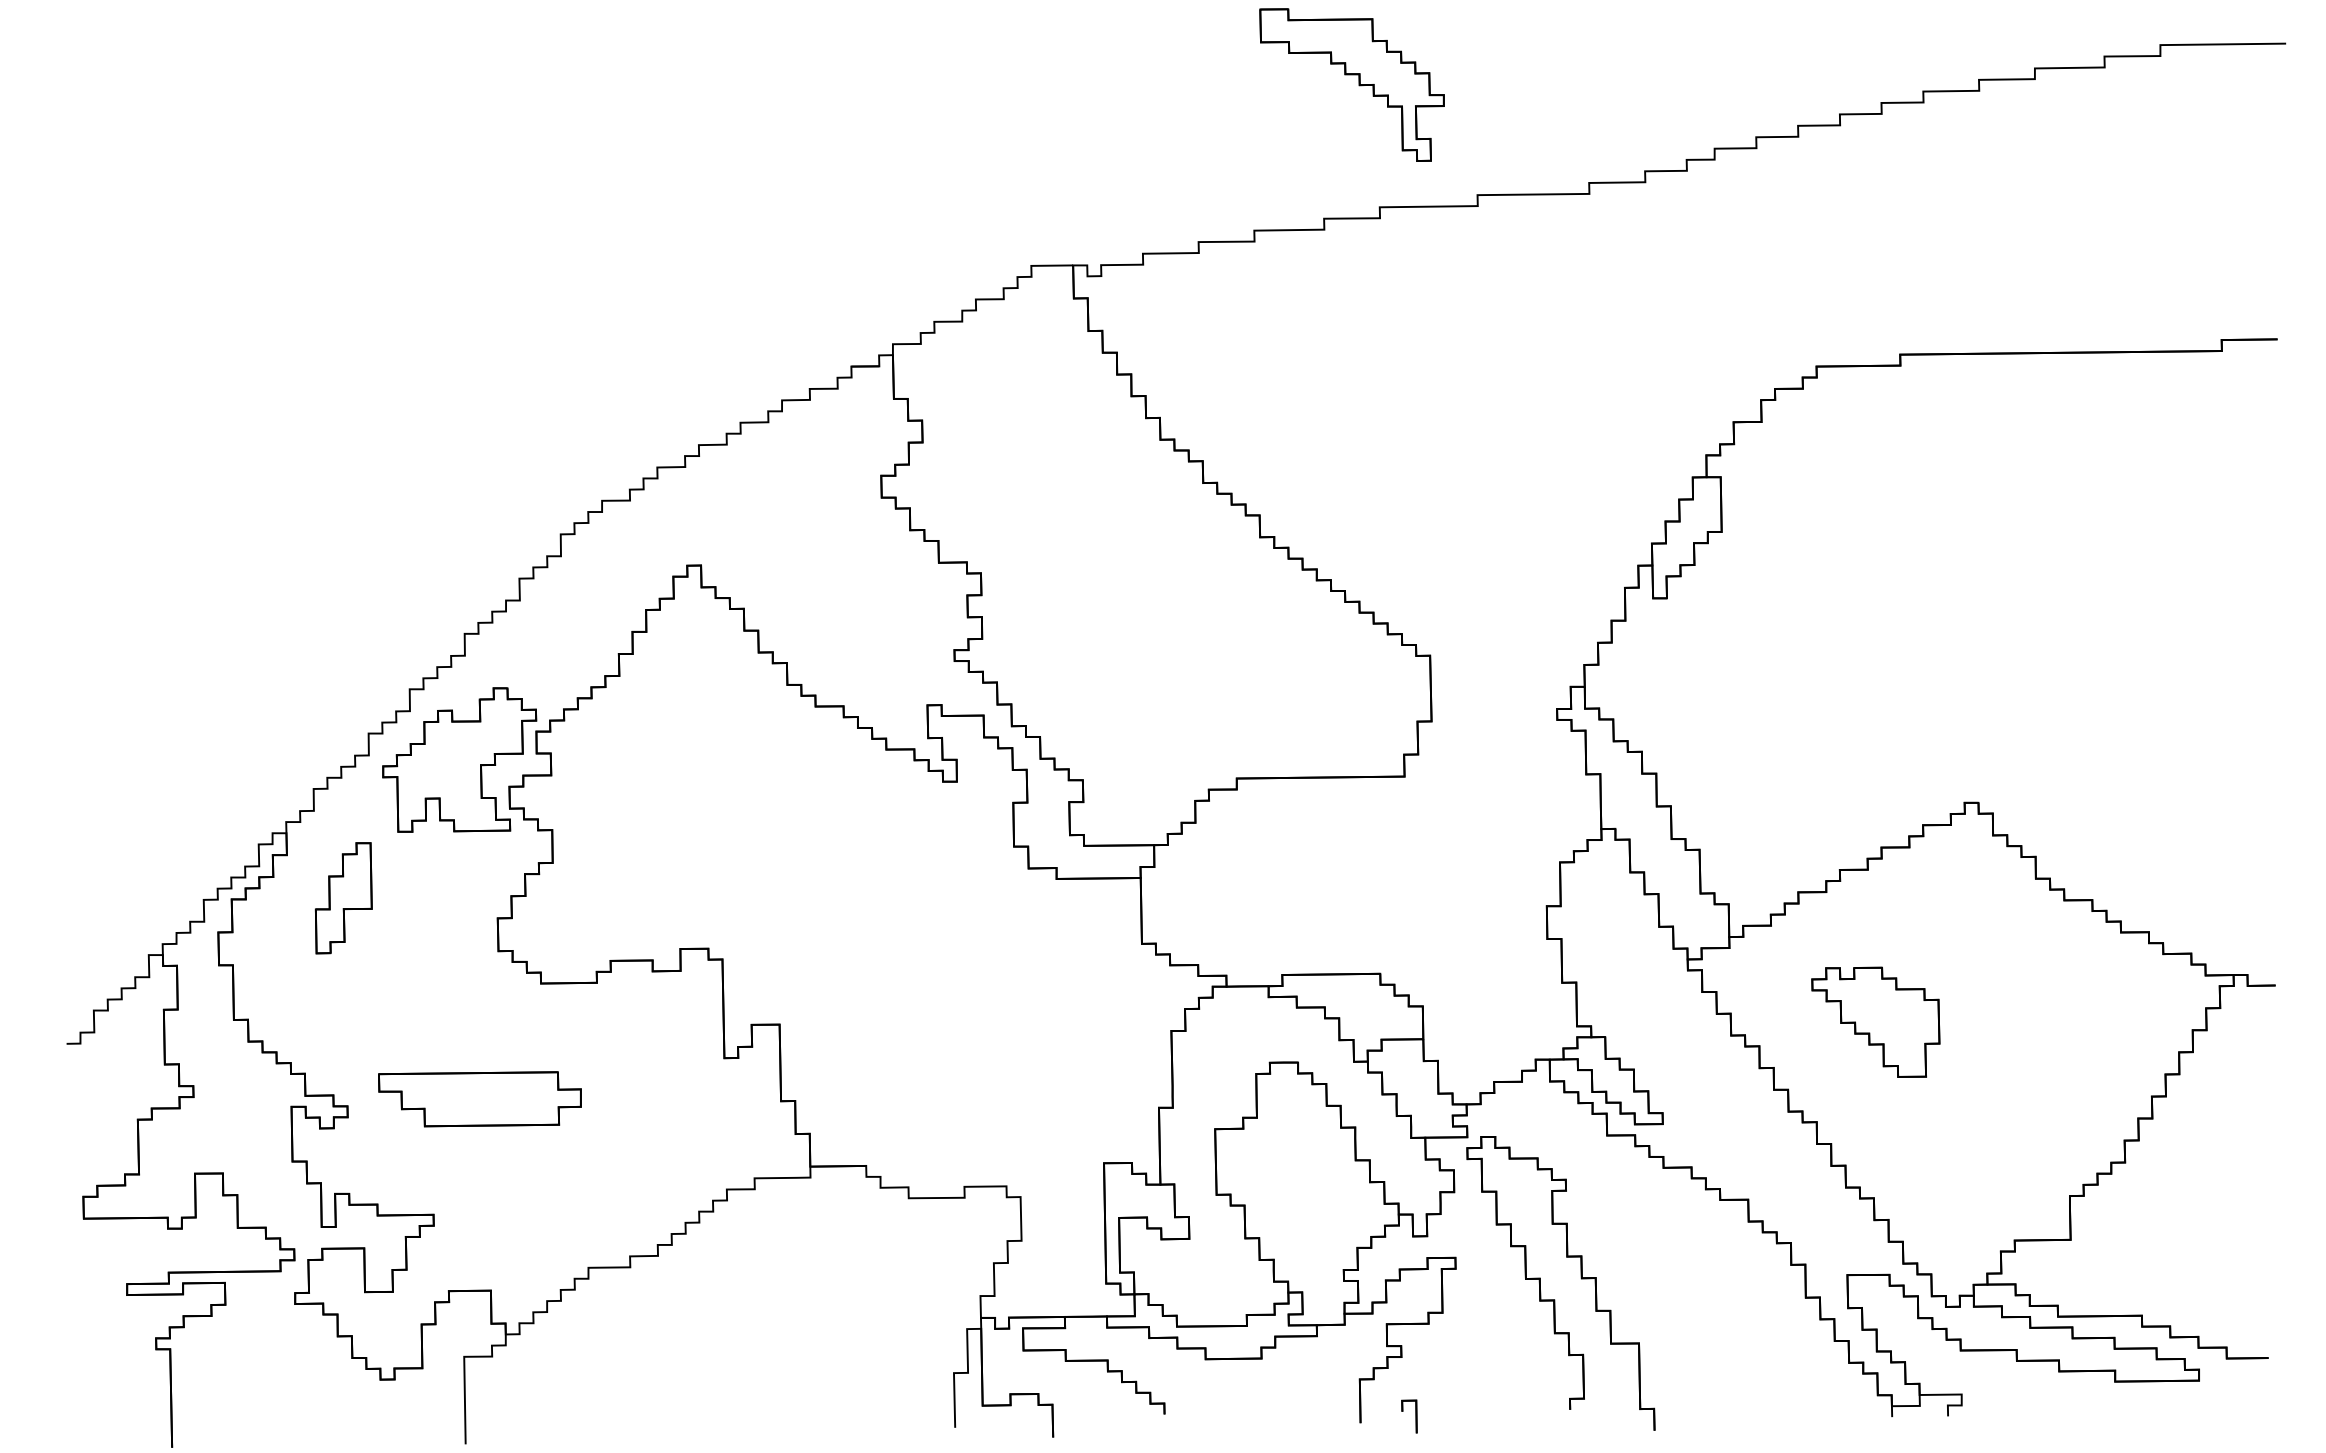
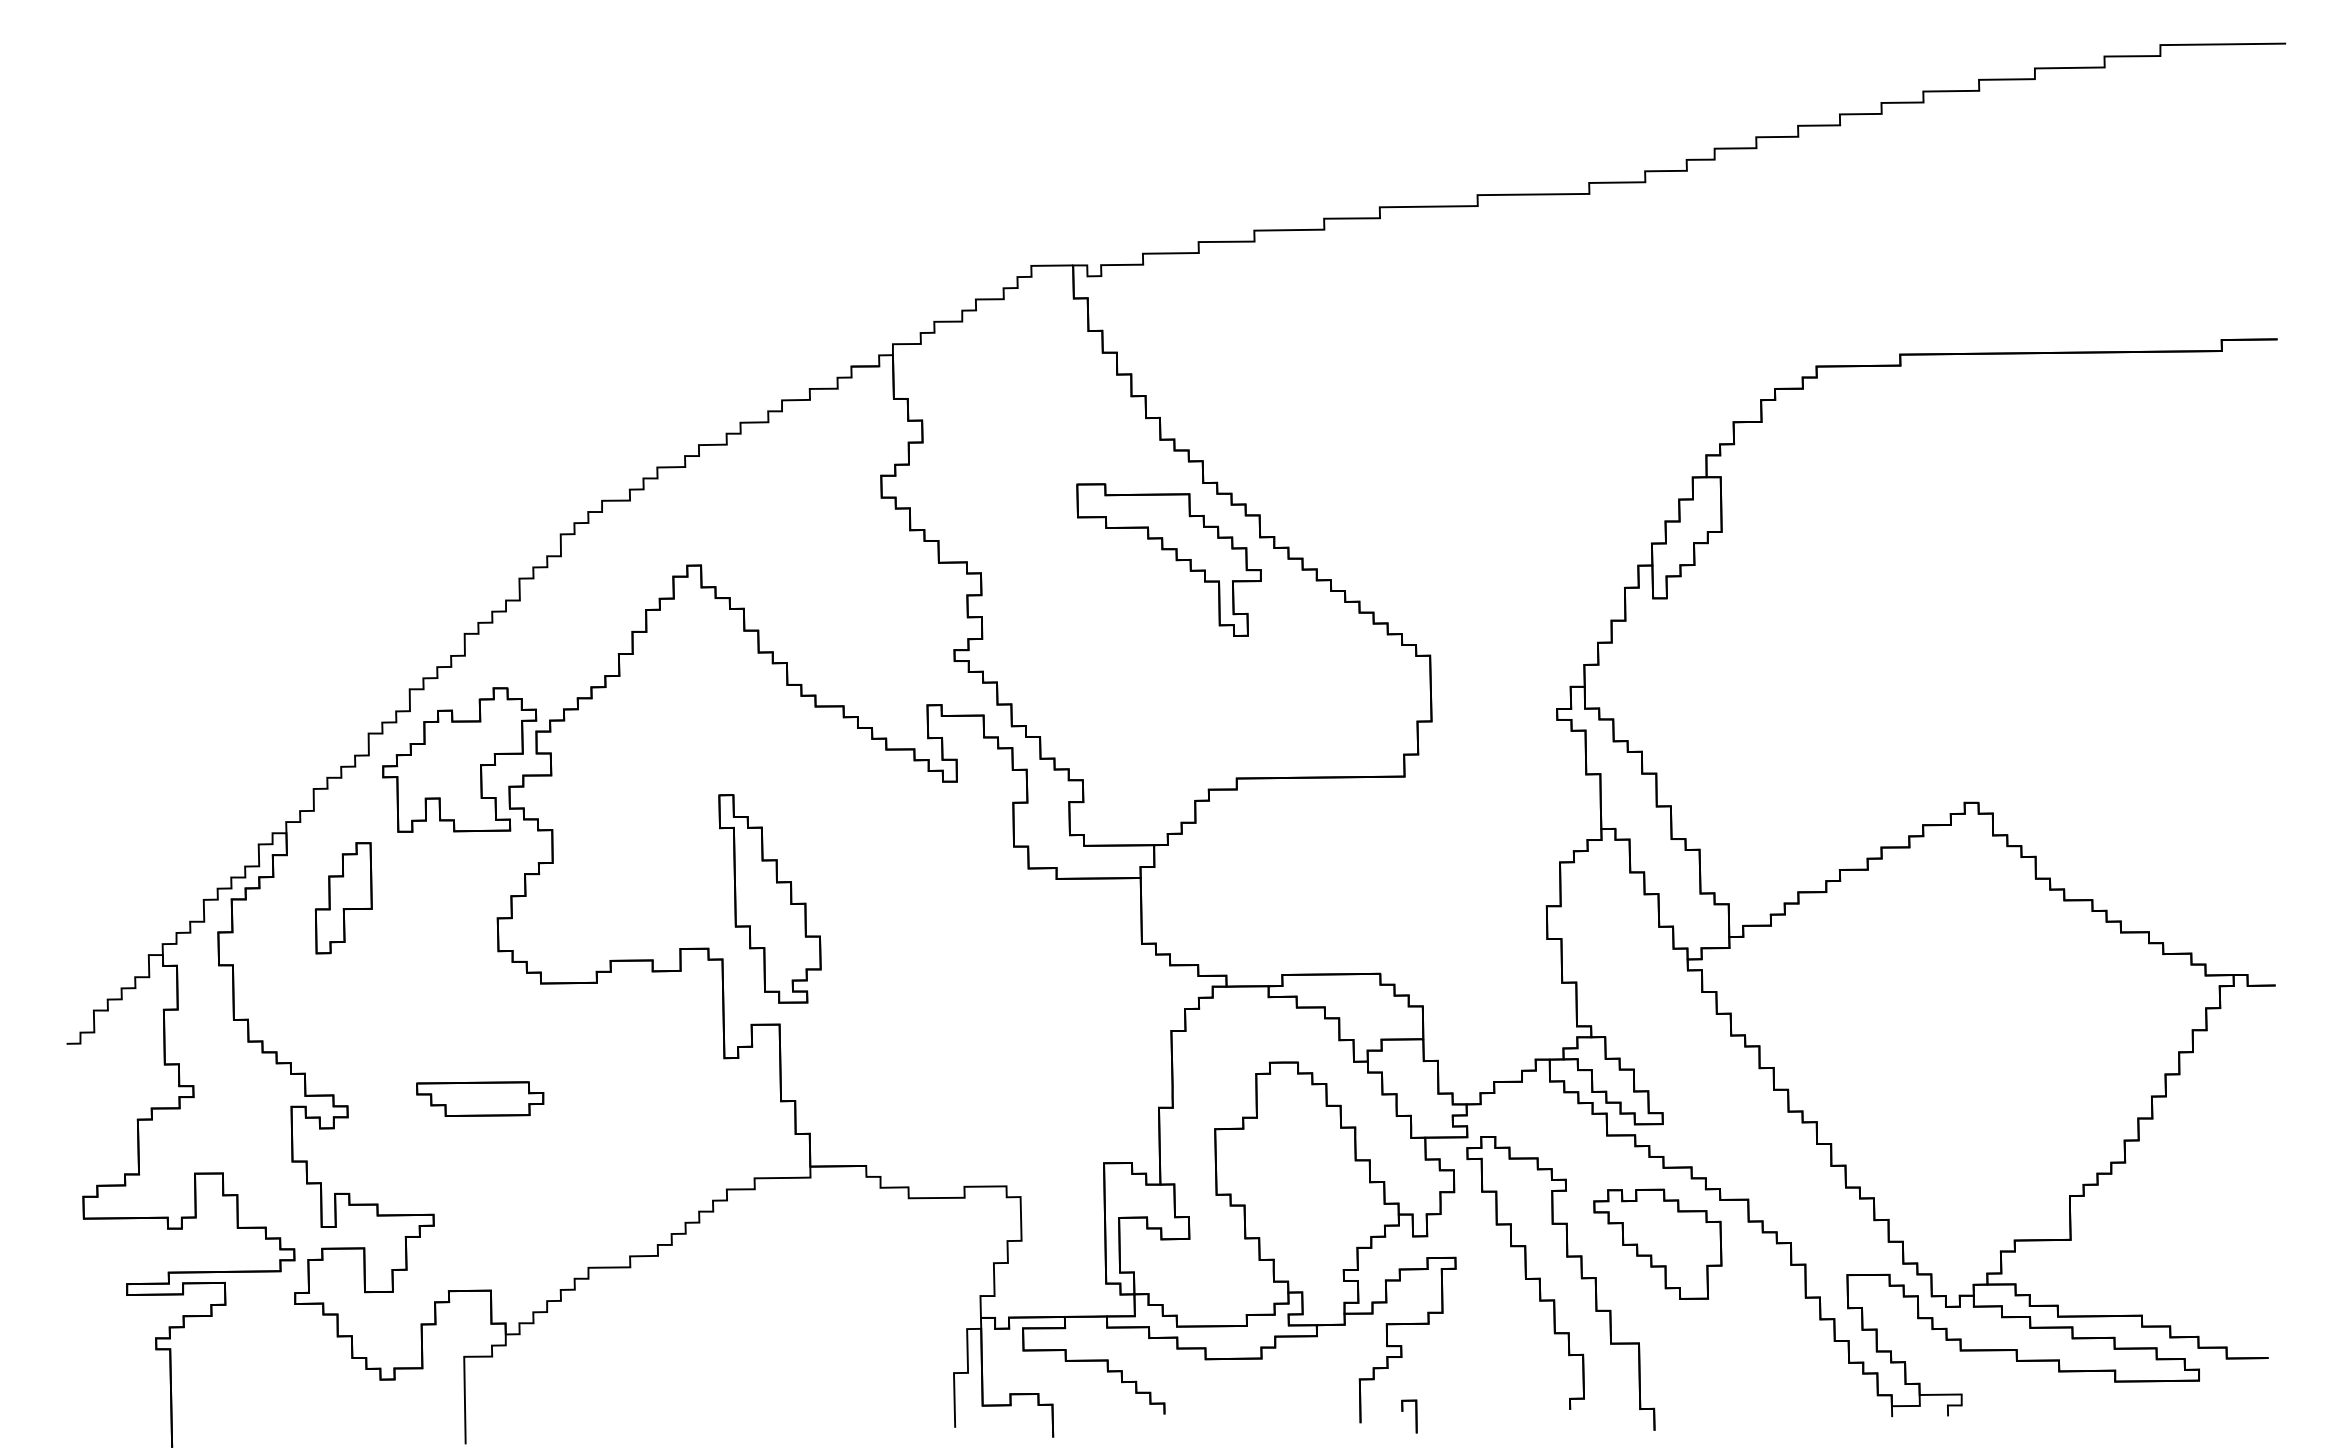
part position: (1358, 84) -> (1175, 559) (1175, 559)
part: none -> present (769, 898)
part position: (1875, 1021) -> (1657, 1243) (1657, 1243)
part size: 204x57 px -> 129x36 px (480, 1098)
